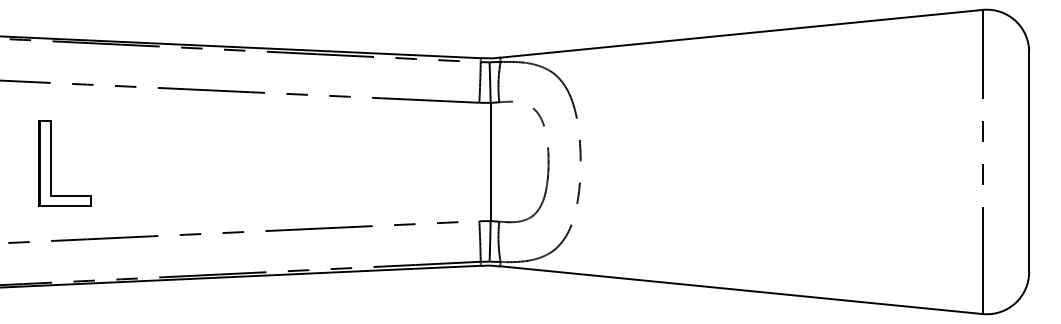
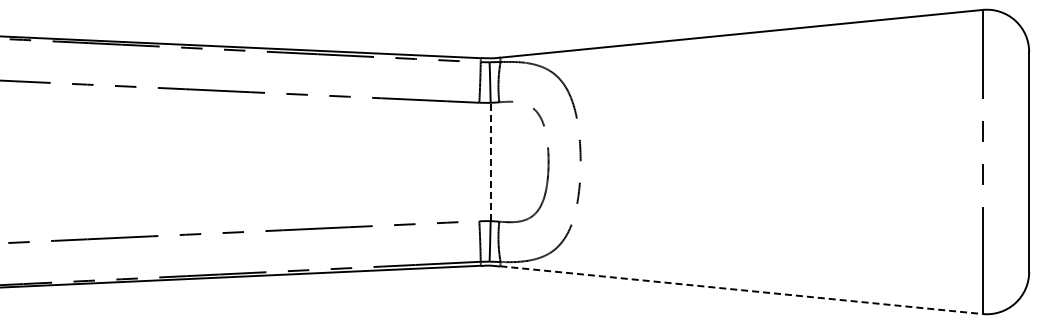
line: solid -> dashed (490, 161)
part: present -> none (51, 163)
line: solid -> dashed (742, 290)
